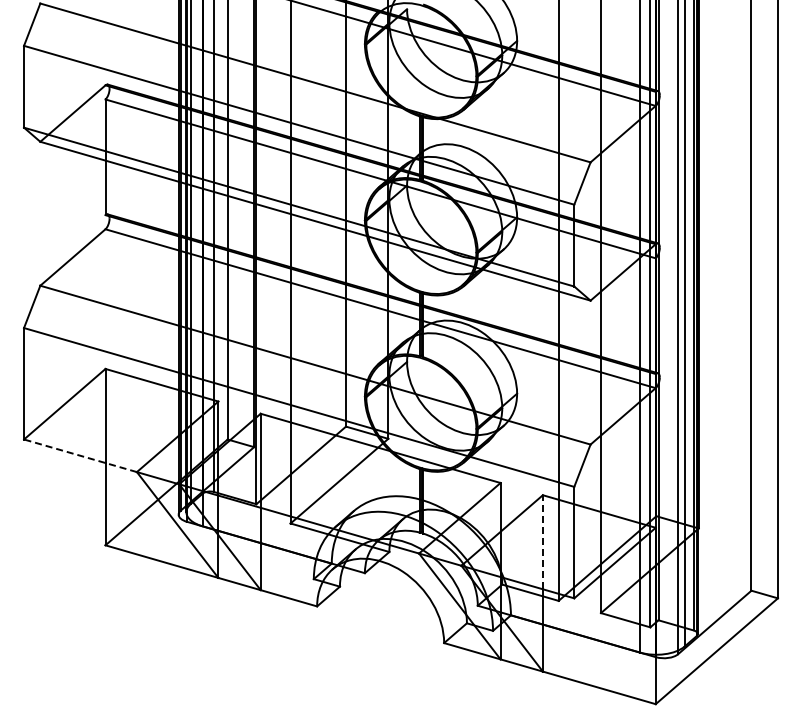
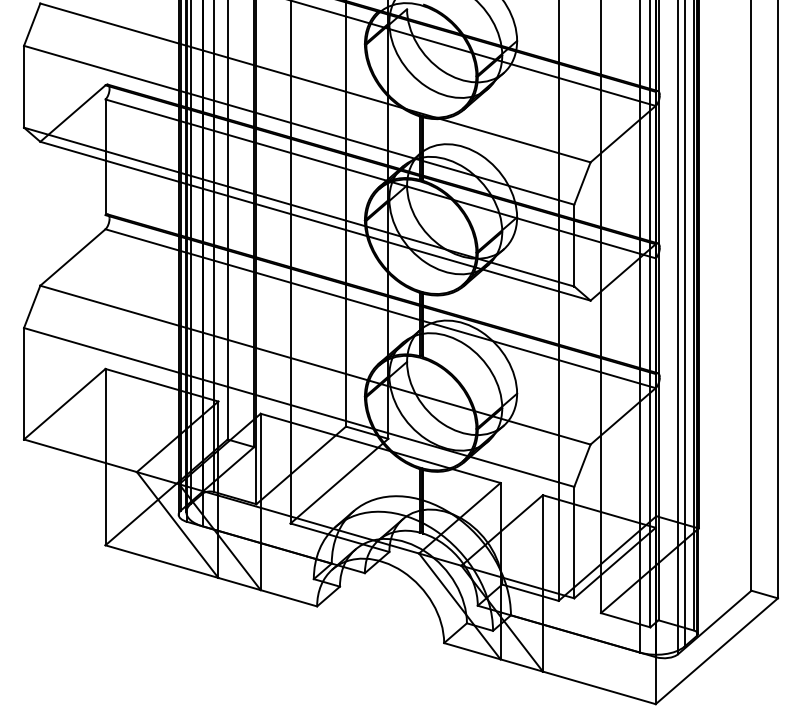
line: dashed -> solid (80, 455)
line: dashed -> solid (542, 541)
